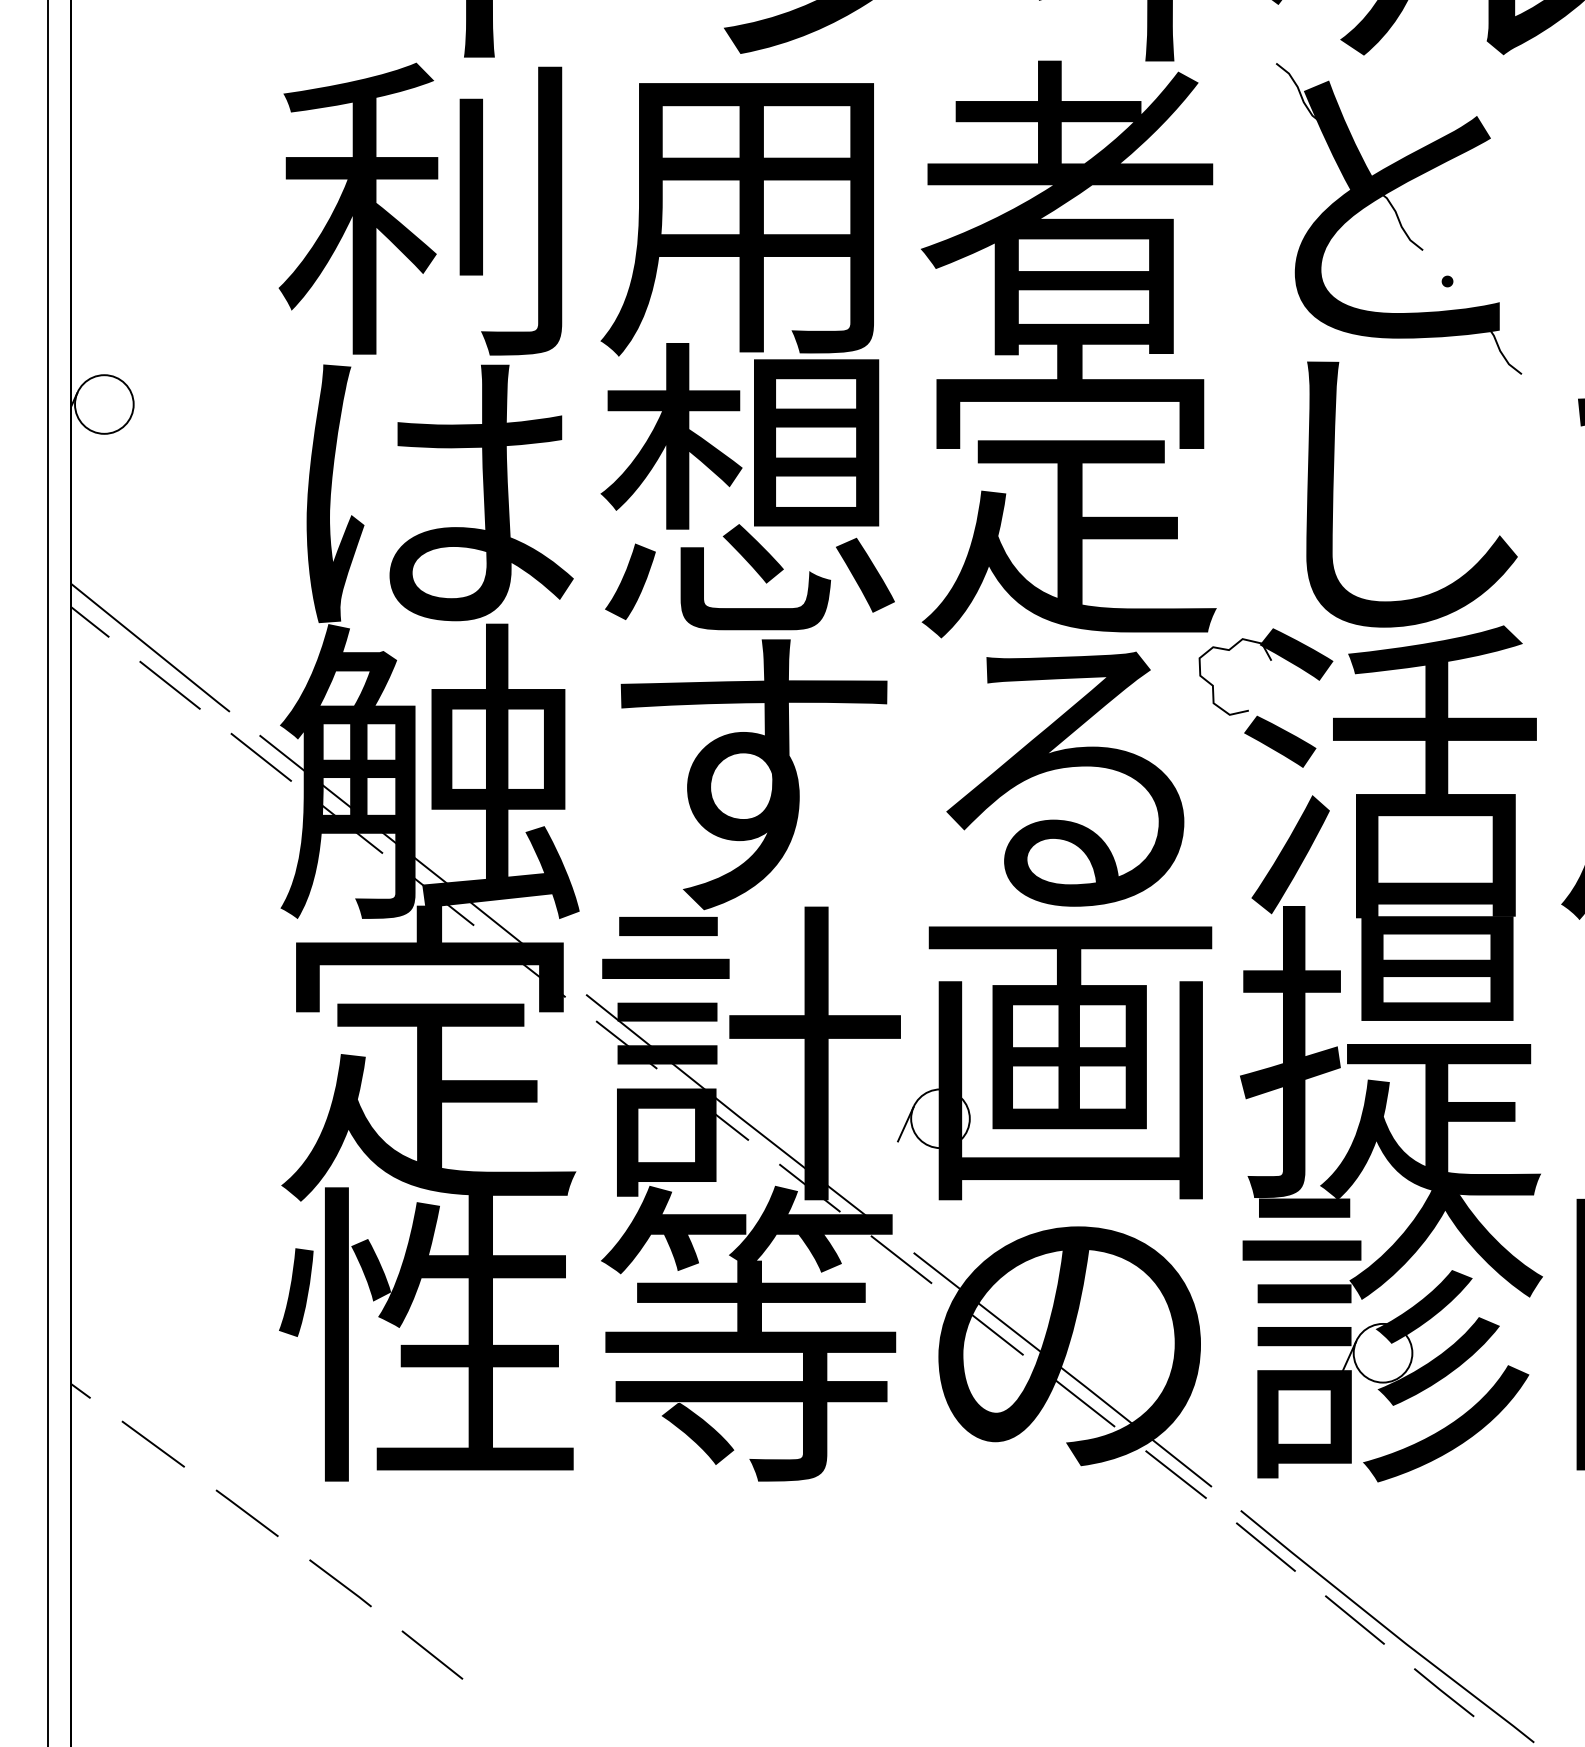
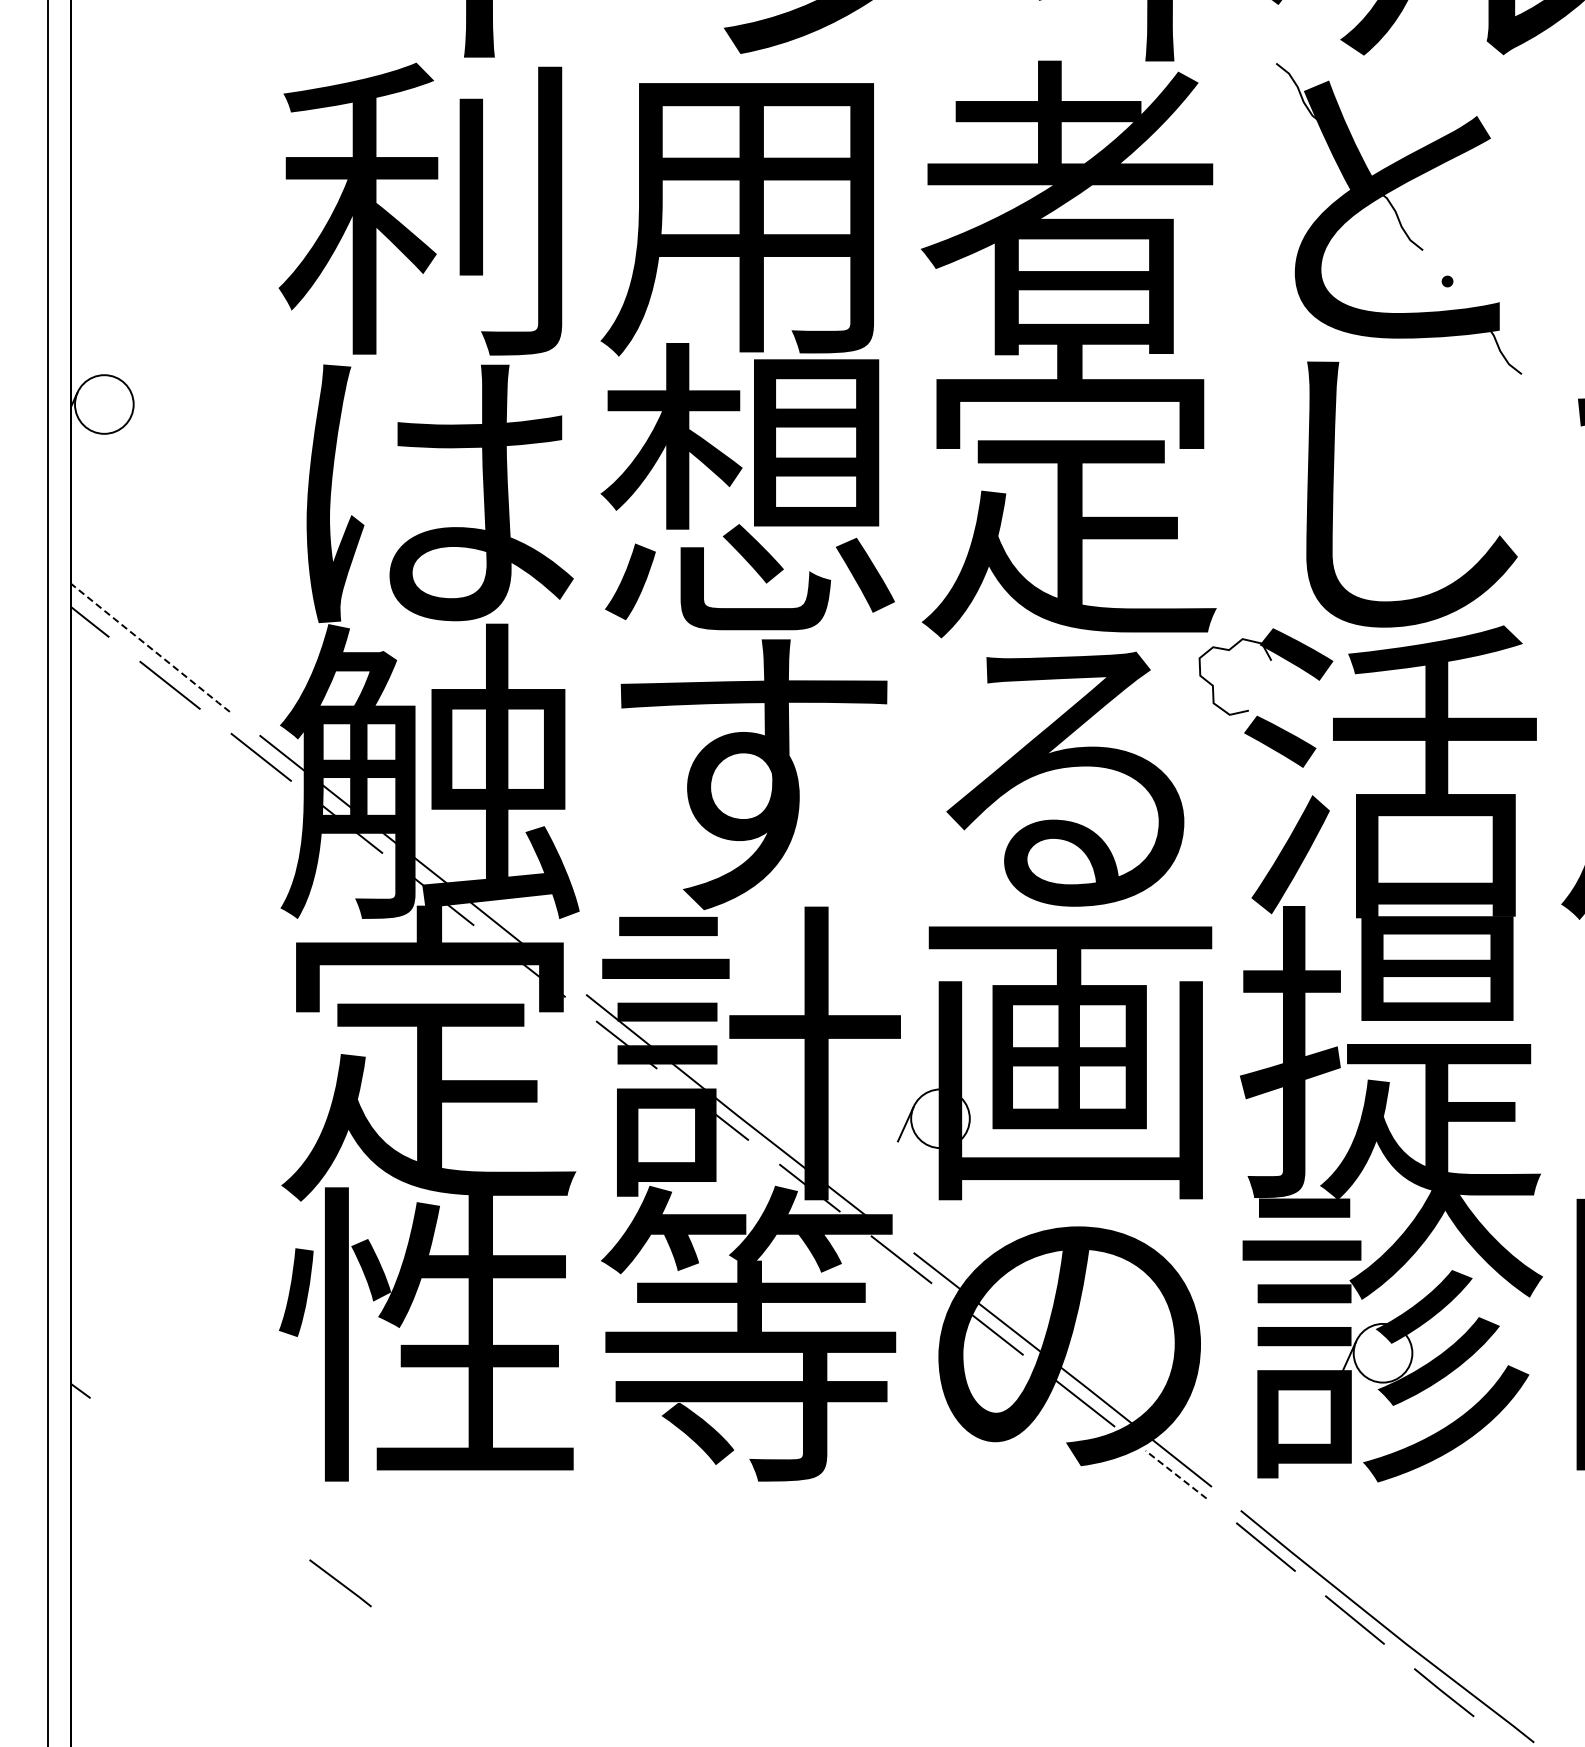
line: solid -> dashed (150, 648)
line: present -> none (152, 1443)
line: solid -> dashed (1176, 1474)
line: present -> none (246, 1513)
line: present -> none (432, 1654)
